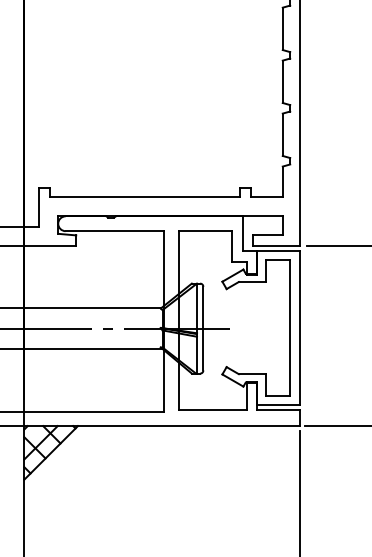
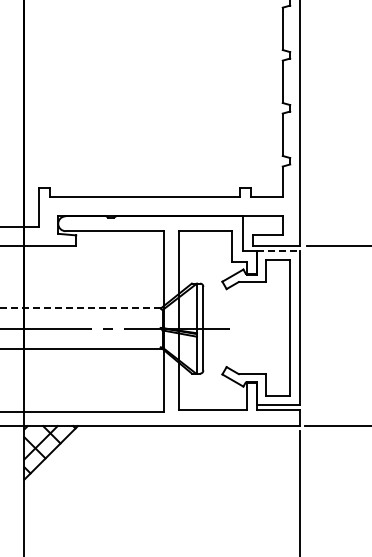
line: solid -> dashed (279, 251)
line: solid -> dashed (79, 308)
